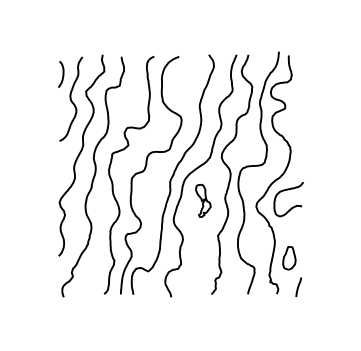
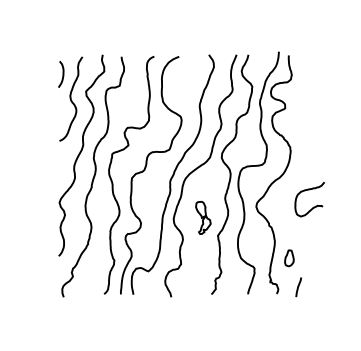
part position: (203, 200) -> (203, 217) (203, 217)
curve position: (292, 206) -> (313, 206) (313, 206)
part size: 15x25 px -> 11x19 px (289, 258)
